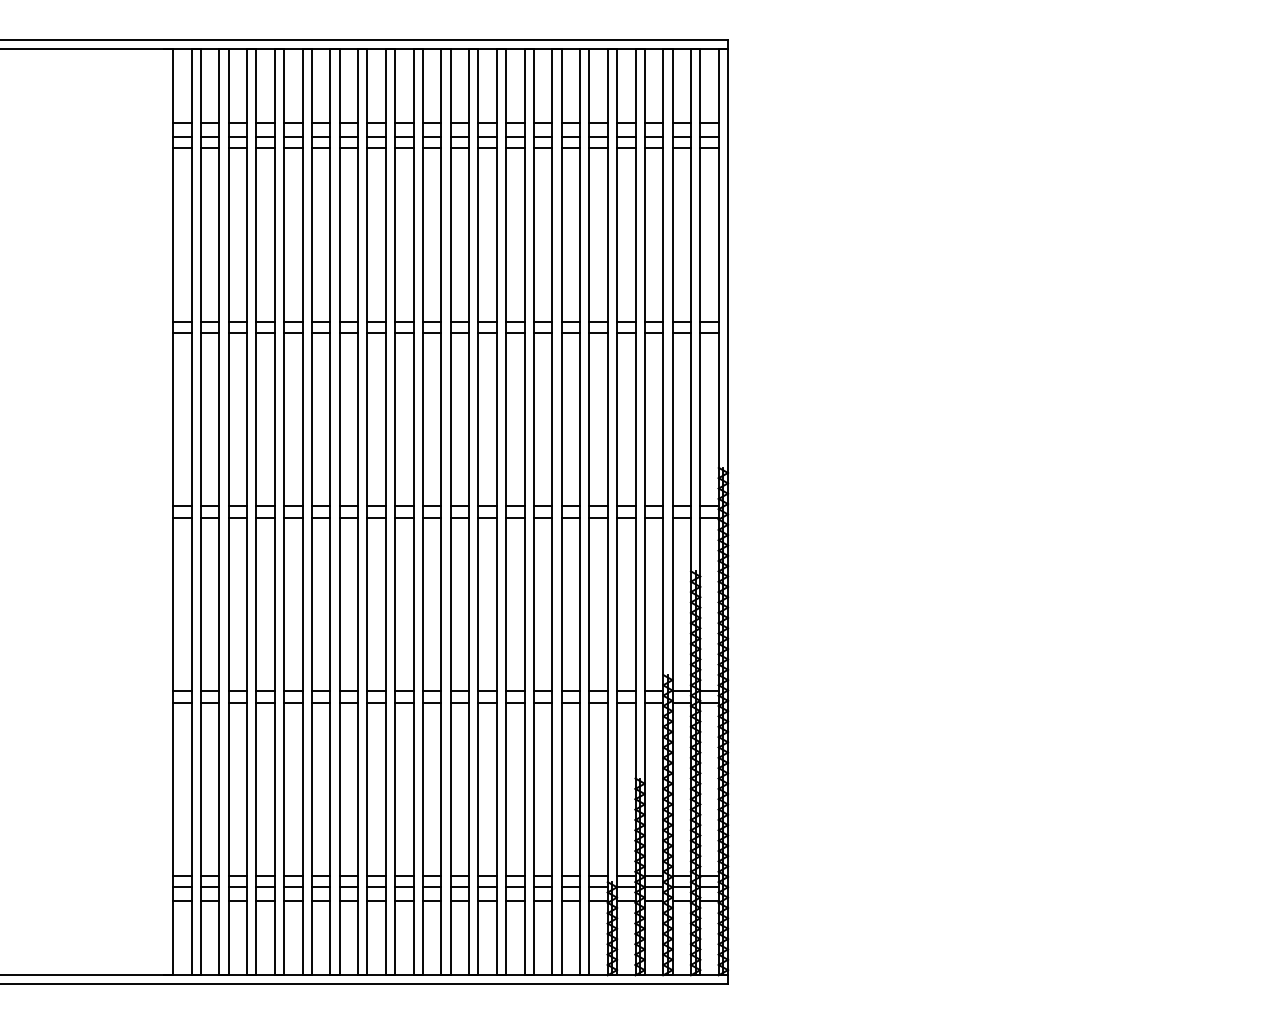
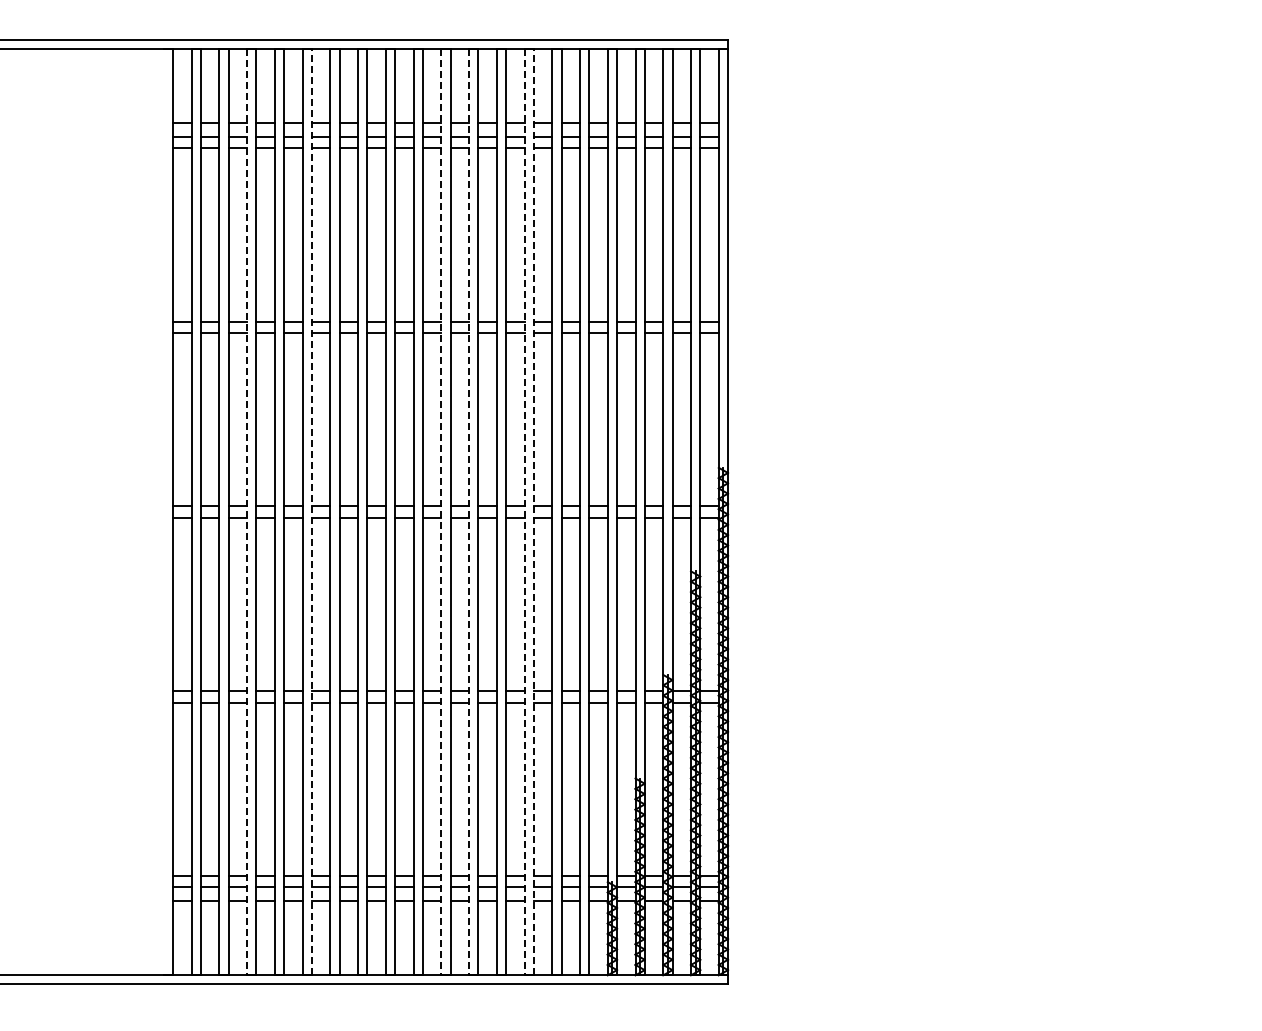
line: solid -> dashed (311, 511)
line: solid -> dashed (533, 511)
line: solid -> dashed (247, 512)
line: solid -> dashed (441, 512)
line: solid -> dashed (469, 512)
line: solid -> dashed (524, 512)
